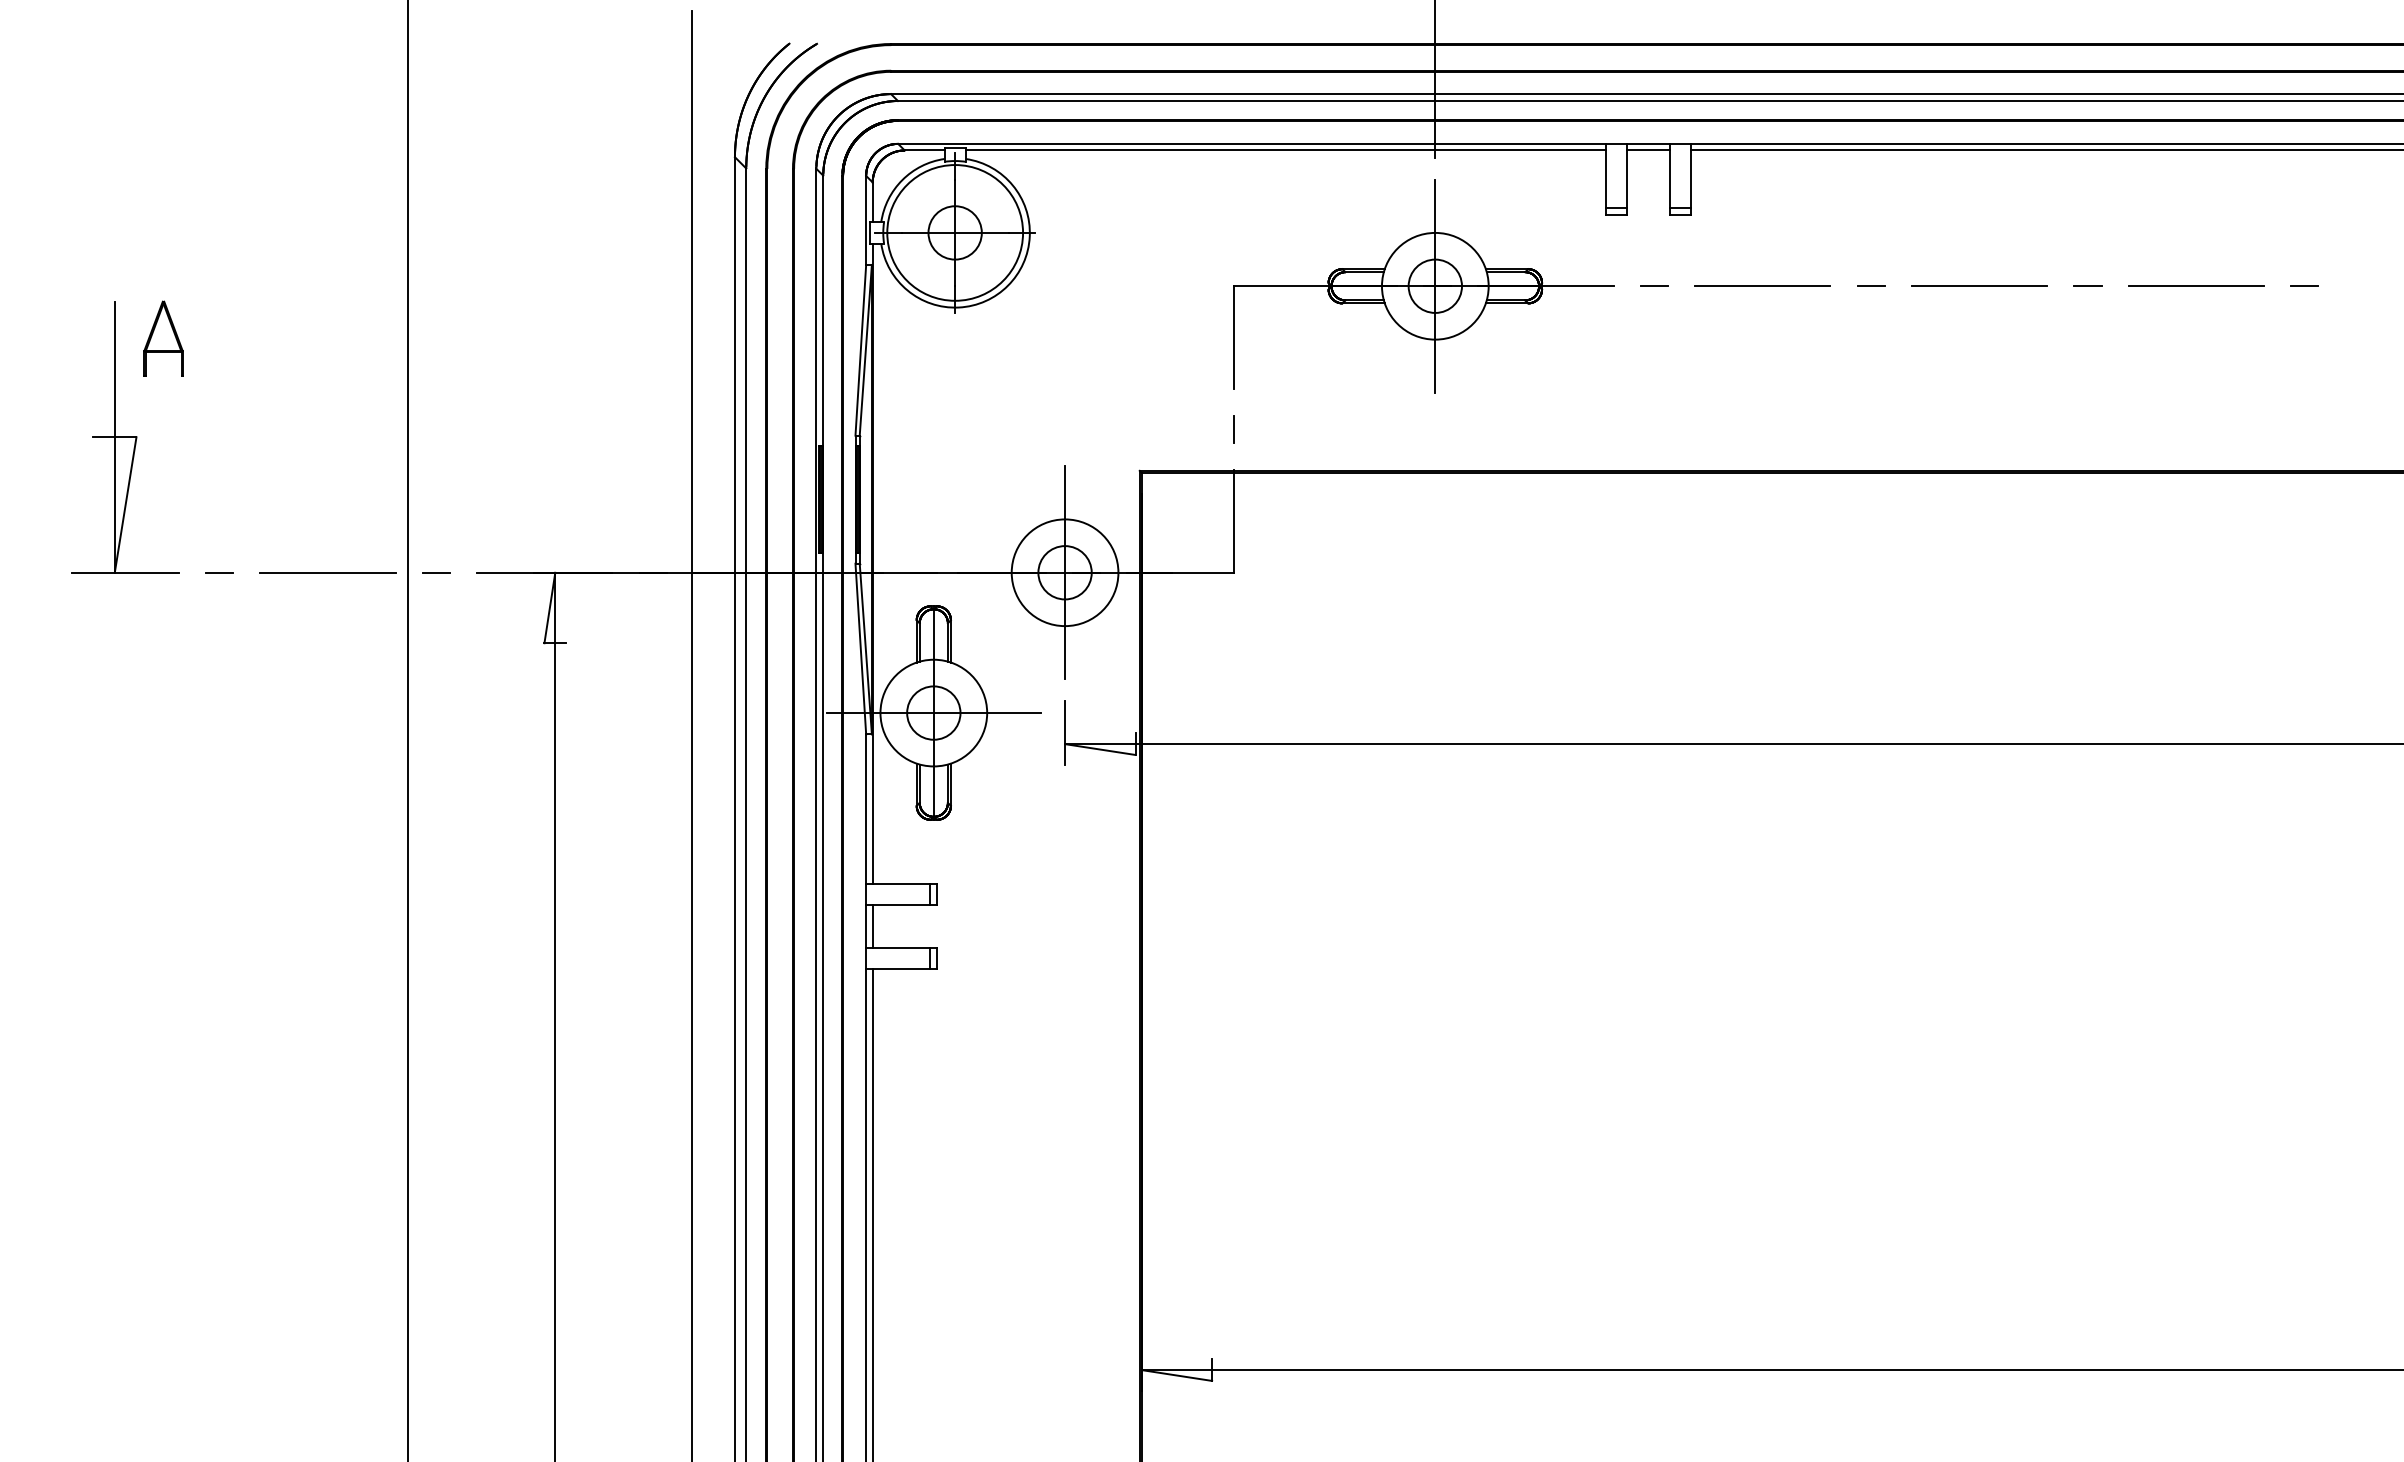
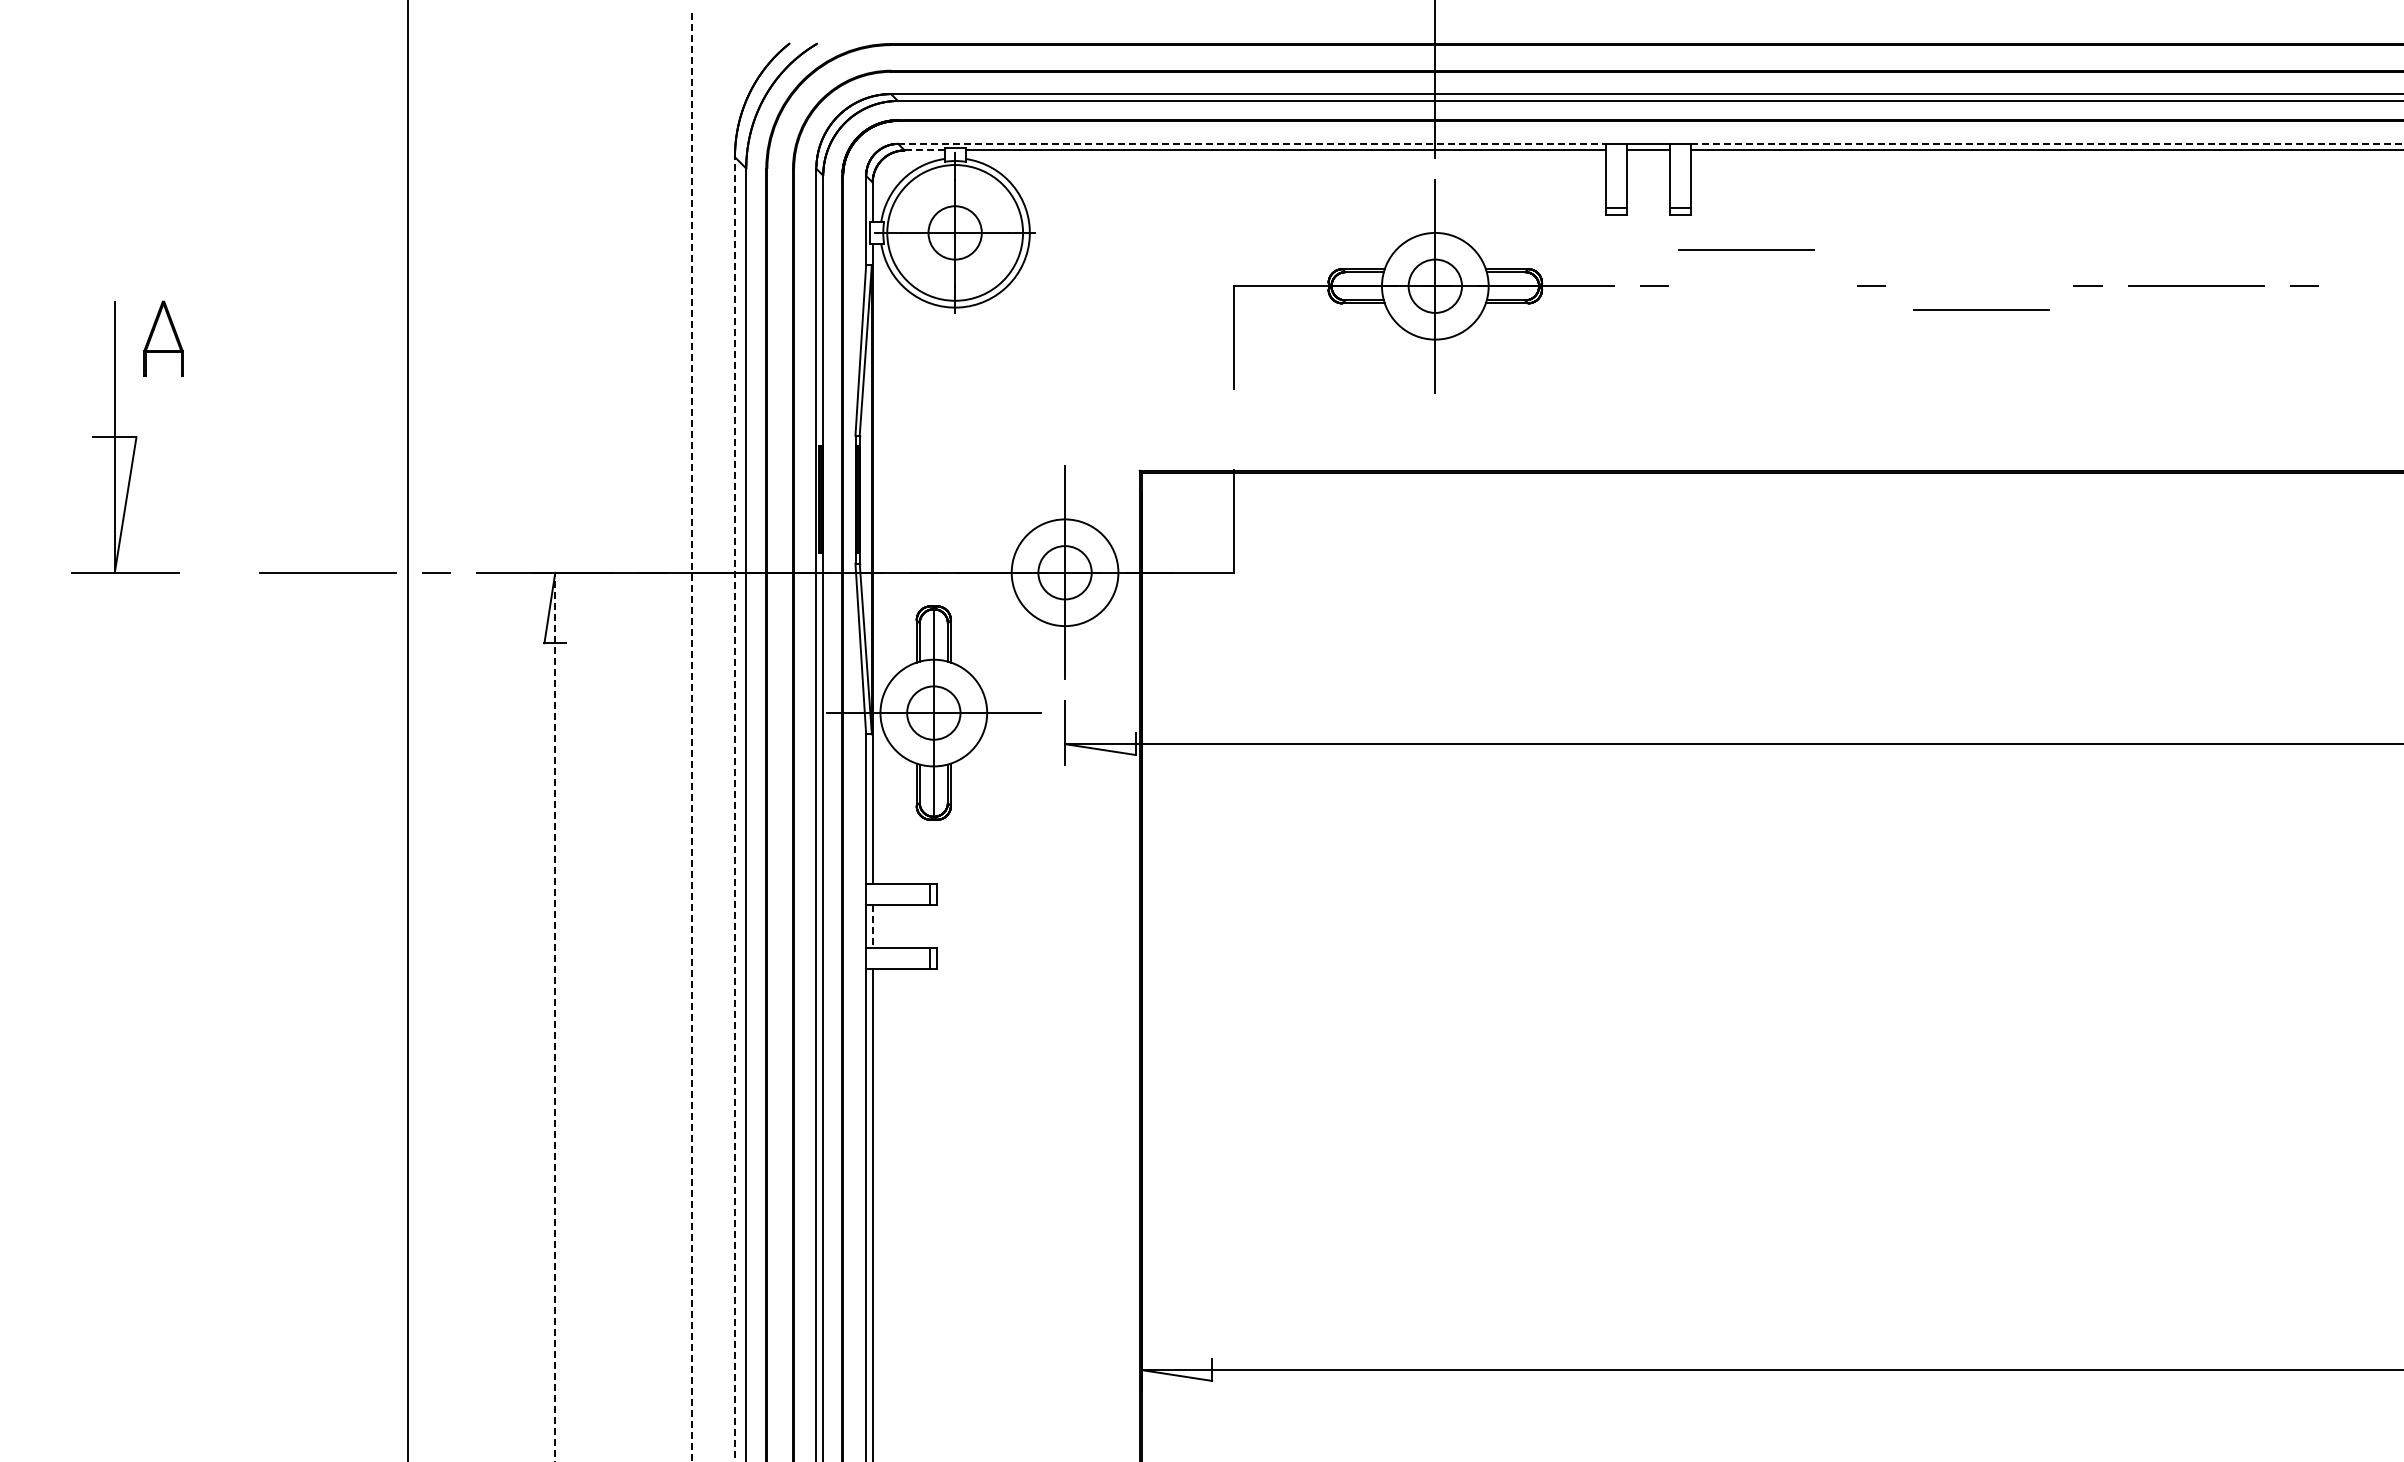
line: solid -> dashed (1252, 143)
line: solid -> dashed (2048, 143)
line: solid -> dashed (924, 150)
line position: (1762, 285) -> (1746, 249) (1746, 249)
line position: (1979, 285) -> (1981, 309) (1981, 309)
line: present -> none (1234, 429)
line: present -> none (219, 572)
line: solid -> dashed (691, 736)
line: solid -> dashed (734, 809)
line: solid -> dashed (872, 926)
line: solid -> dashed (555, 1016)
